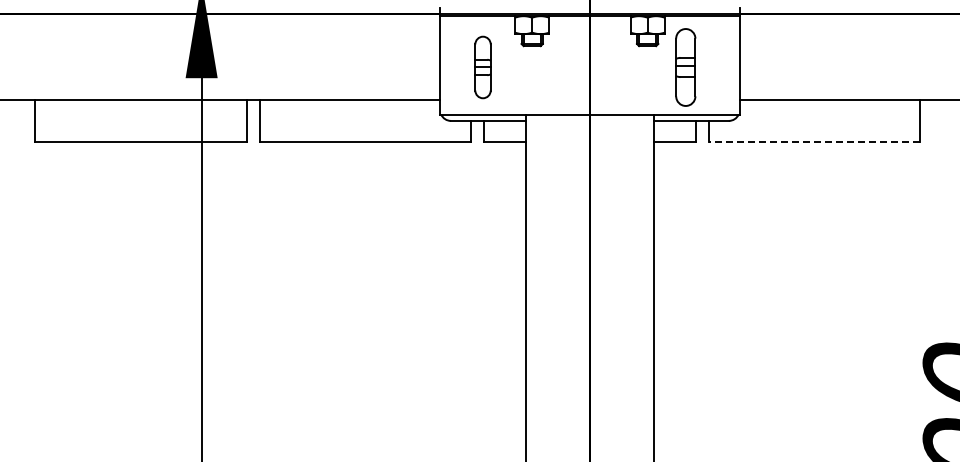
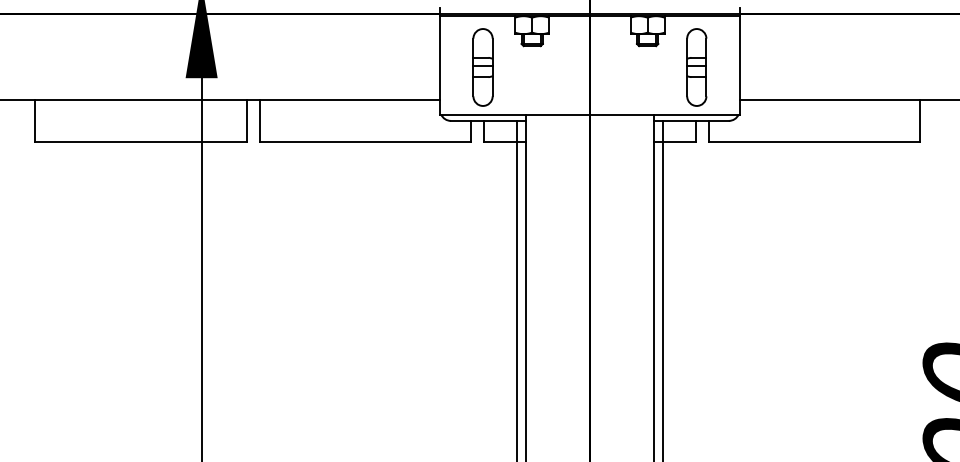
part size: 18x65 px -> 22x79 px (482, 67)
part position: (685, 67) -> (696, 67) (696, 67)
line: dashed -> solid (814, 142)
line: none -> present (517, 289)
line: none -> present (662, 289)
